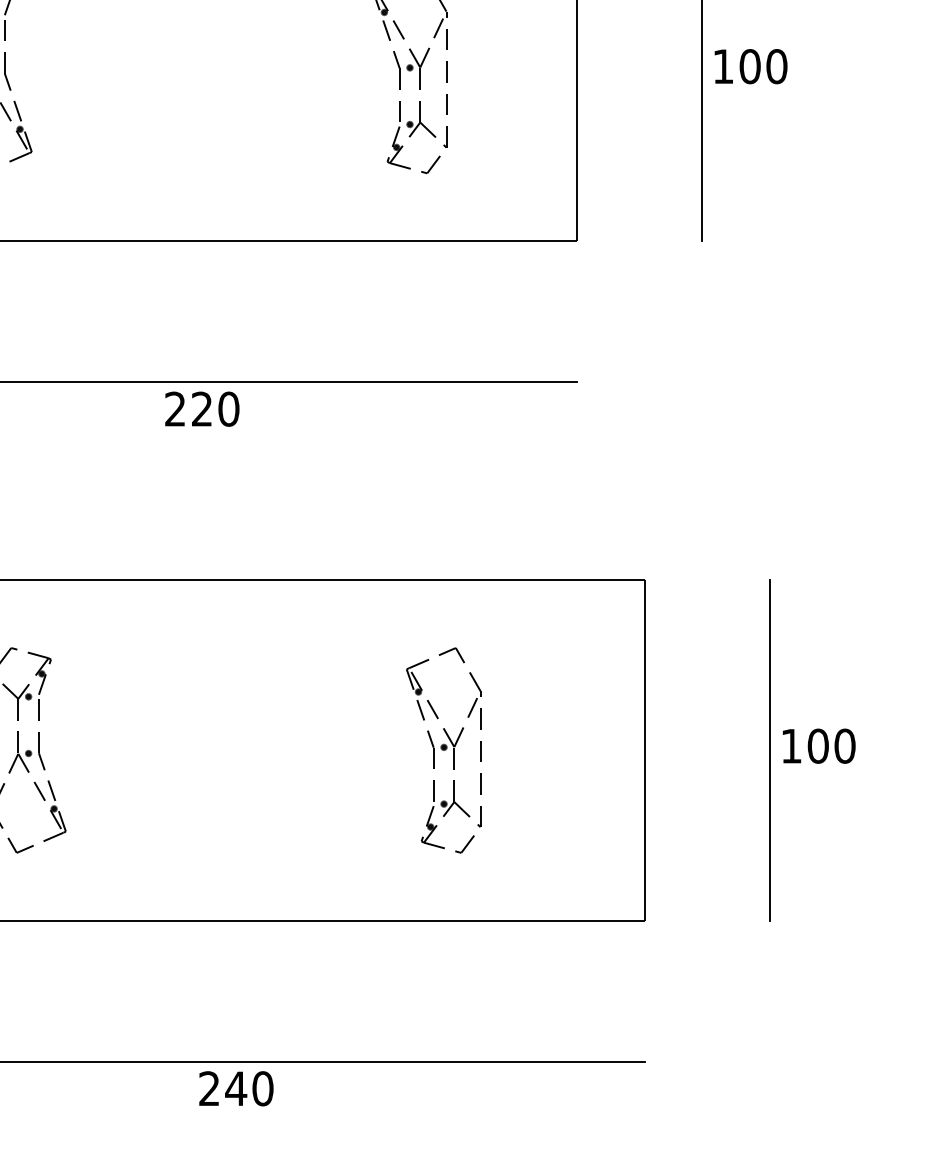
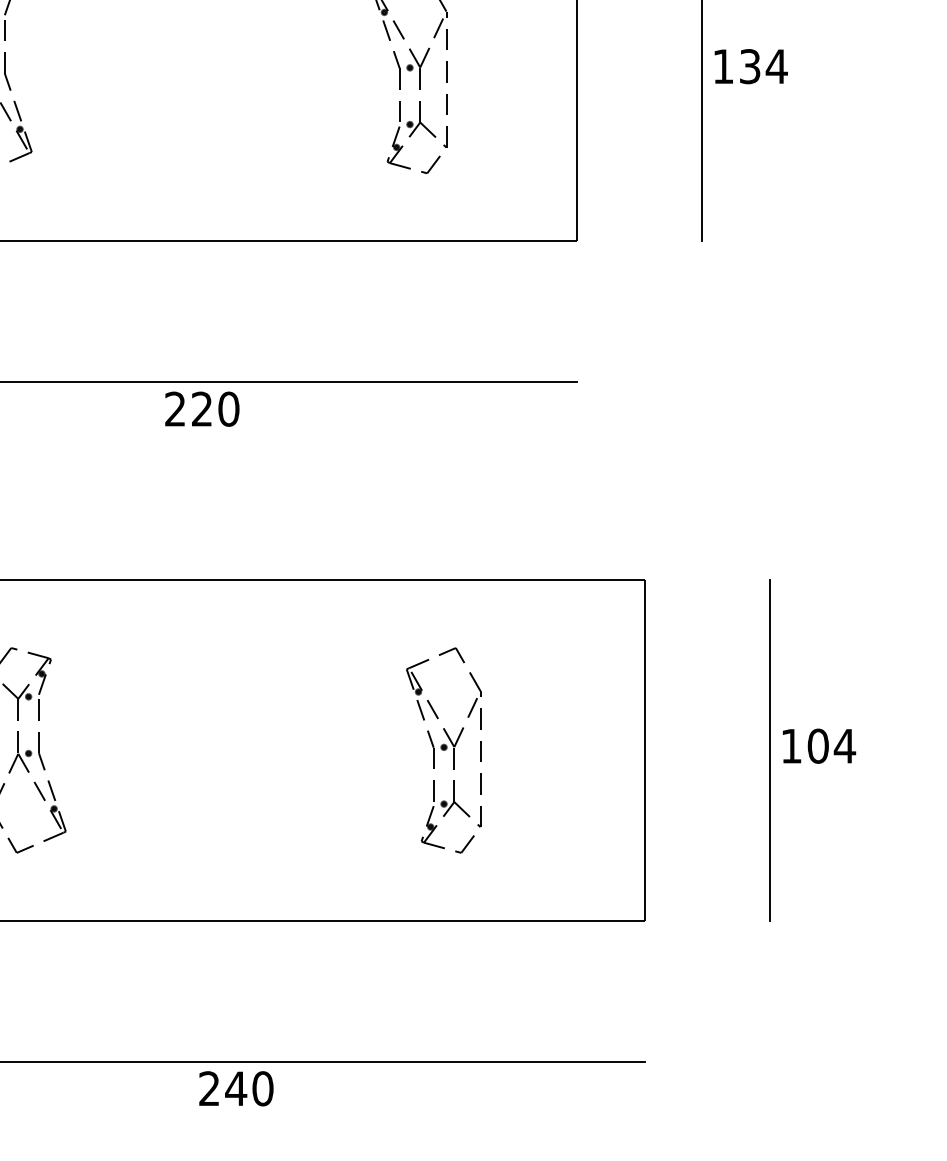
text: 100 -> 134 (763, 66)
text: 100 -> 104 (844, 745)
